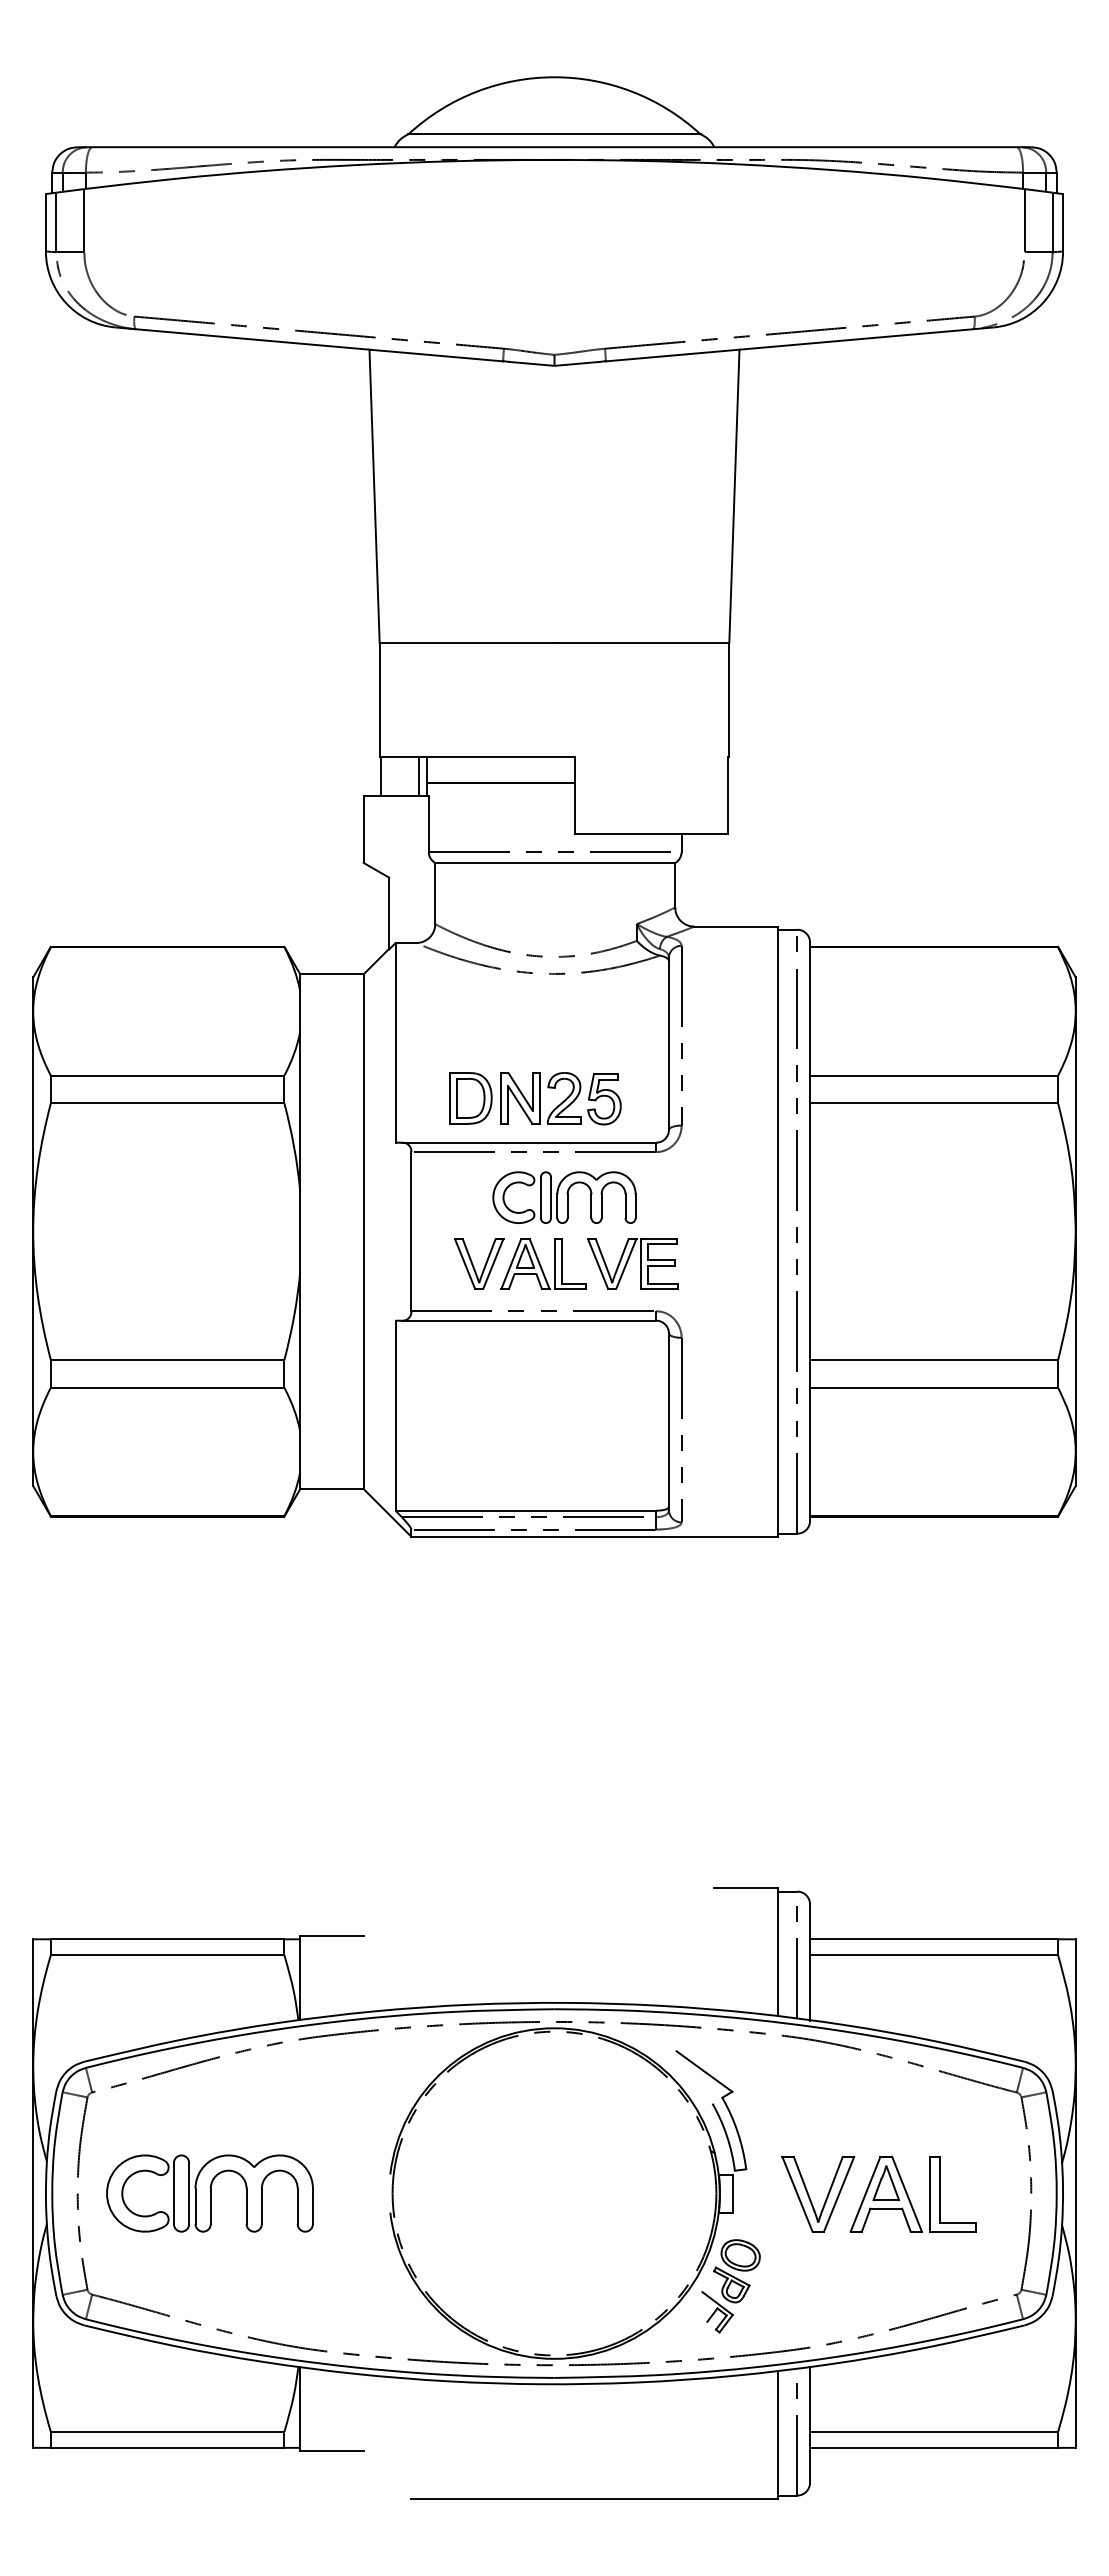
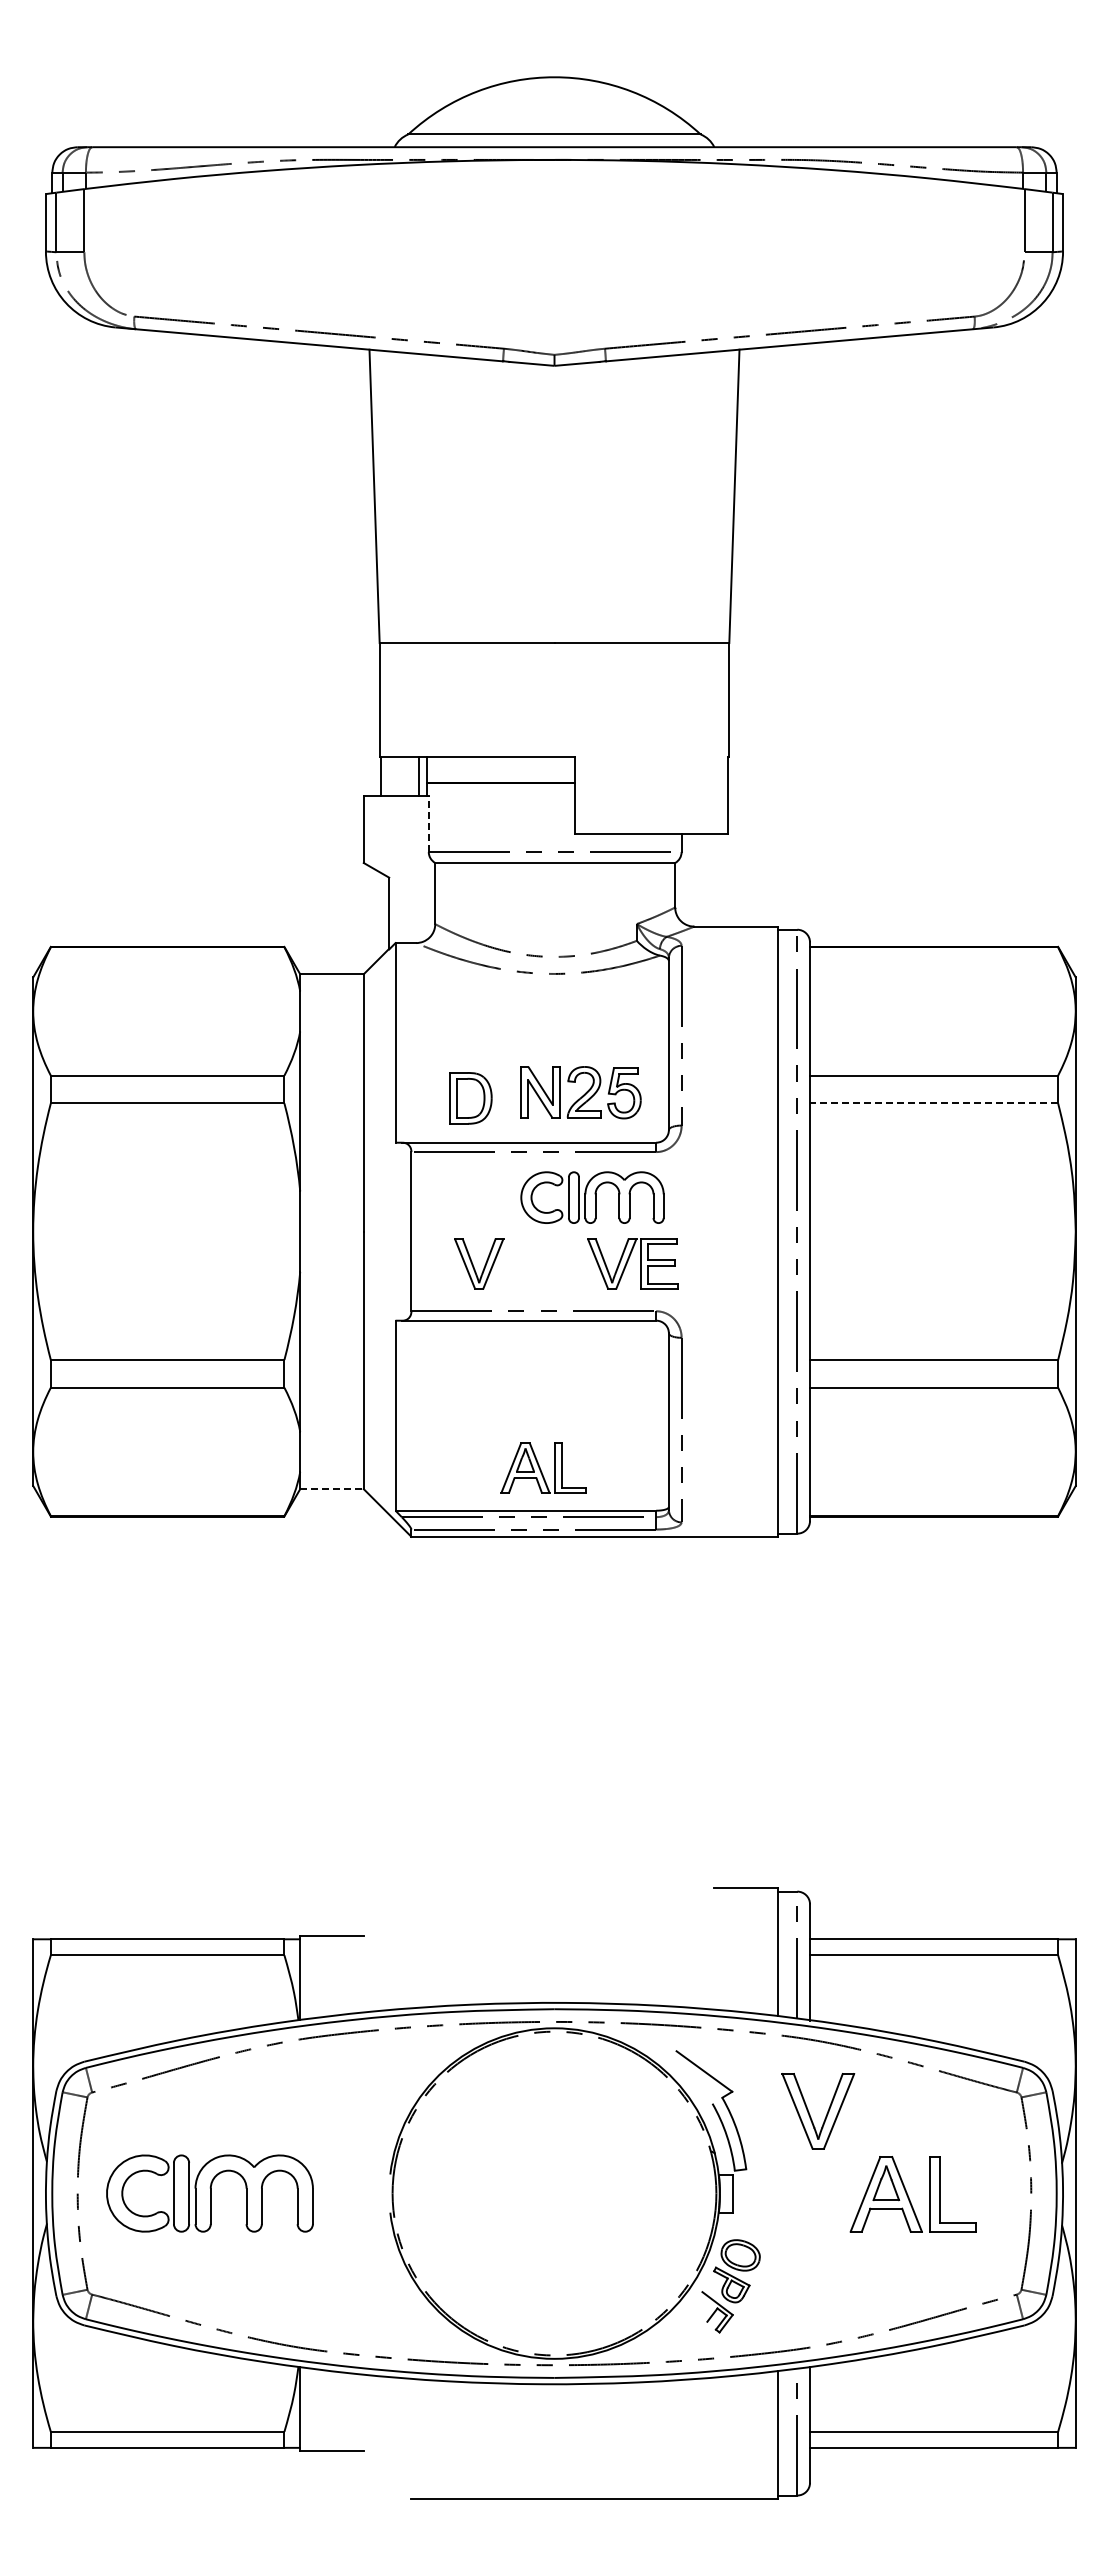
line: solid -> dashed (428, 823)
part position: (560, 1098) -> (580, 1092) (580, 1092)
line: solid -> dashed (933, 1103)
part position: (564, 1197) -> (592, 1197) (592, 1197)
part position: (543, 1263) -> (543, 1467) (543, 1467)
line: solid -> dashed (332, 1489)
part position: (826, 2196) -> (826, 2113) (826, 2113)
